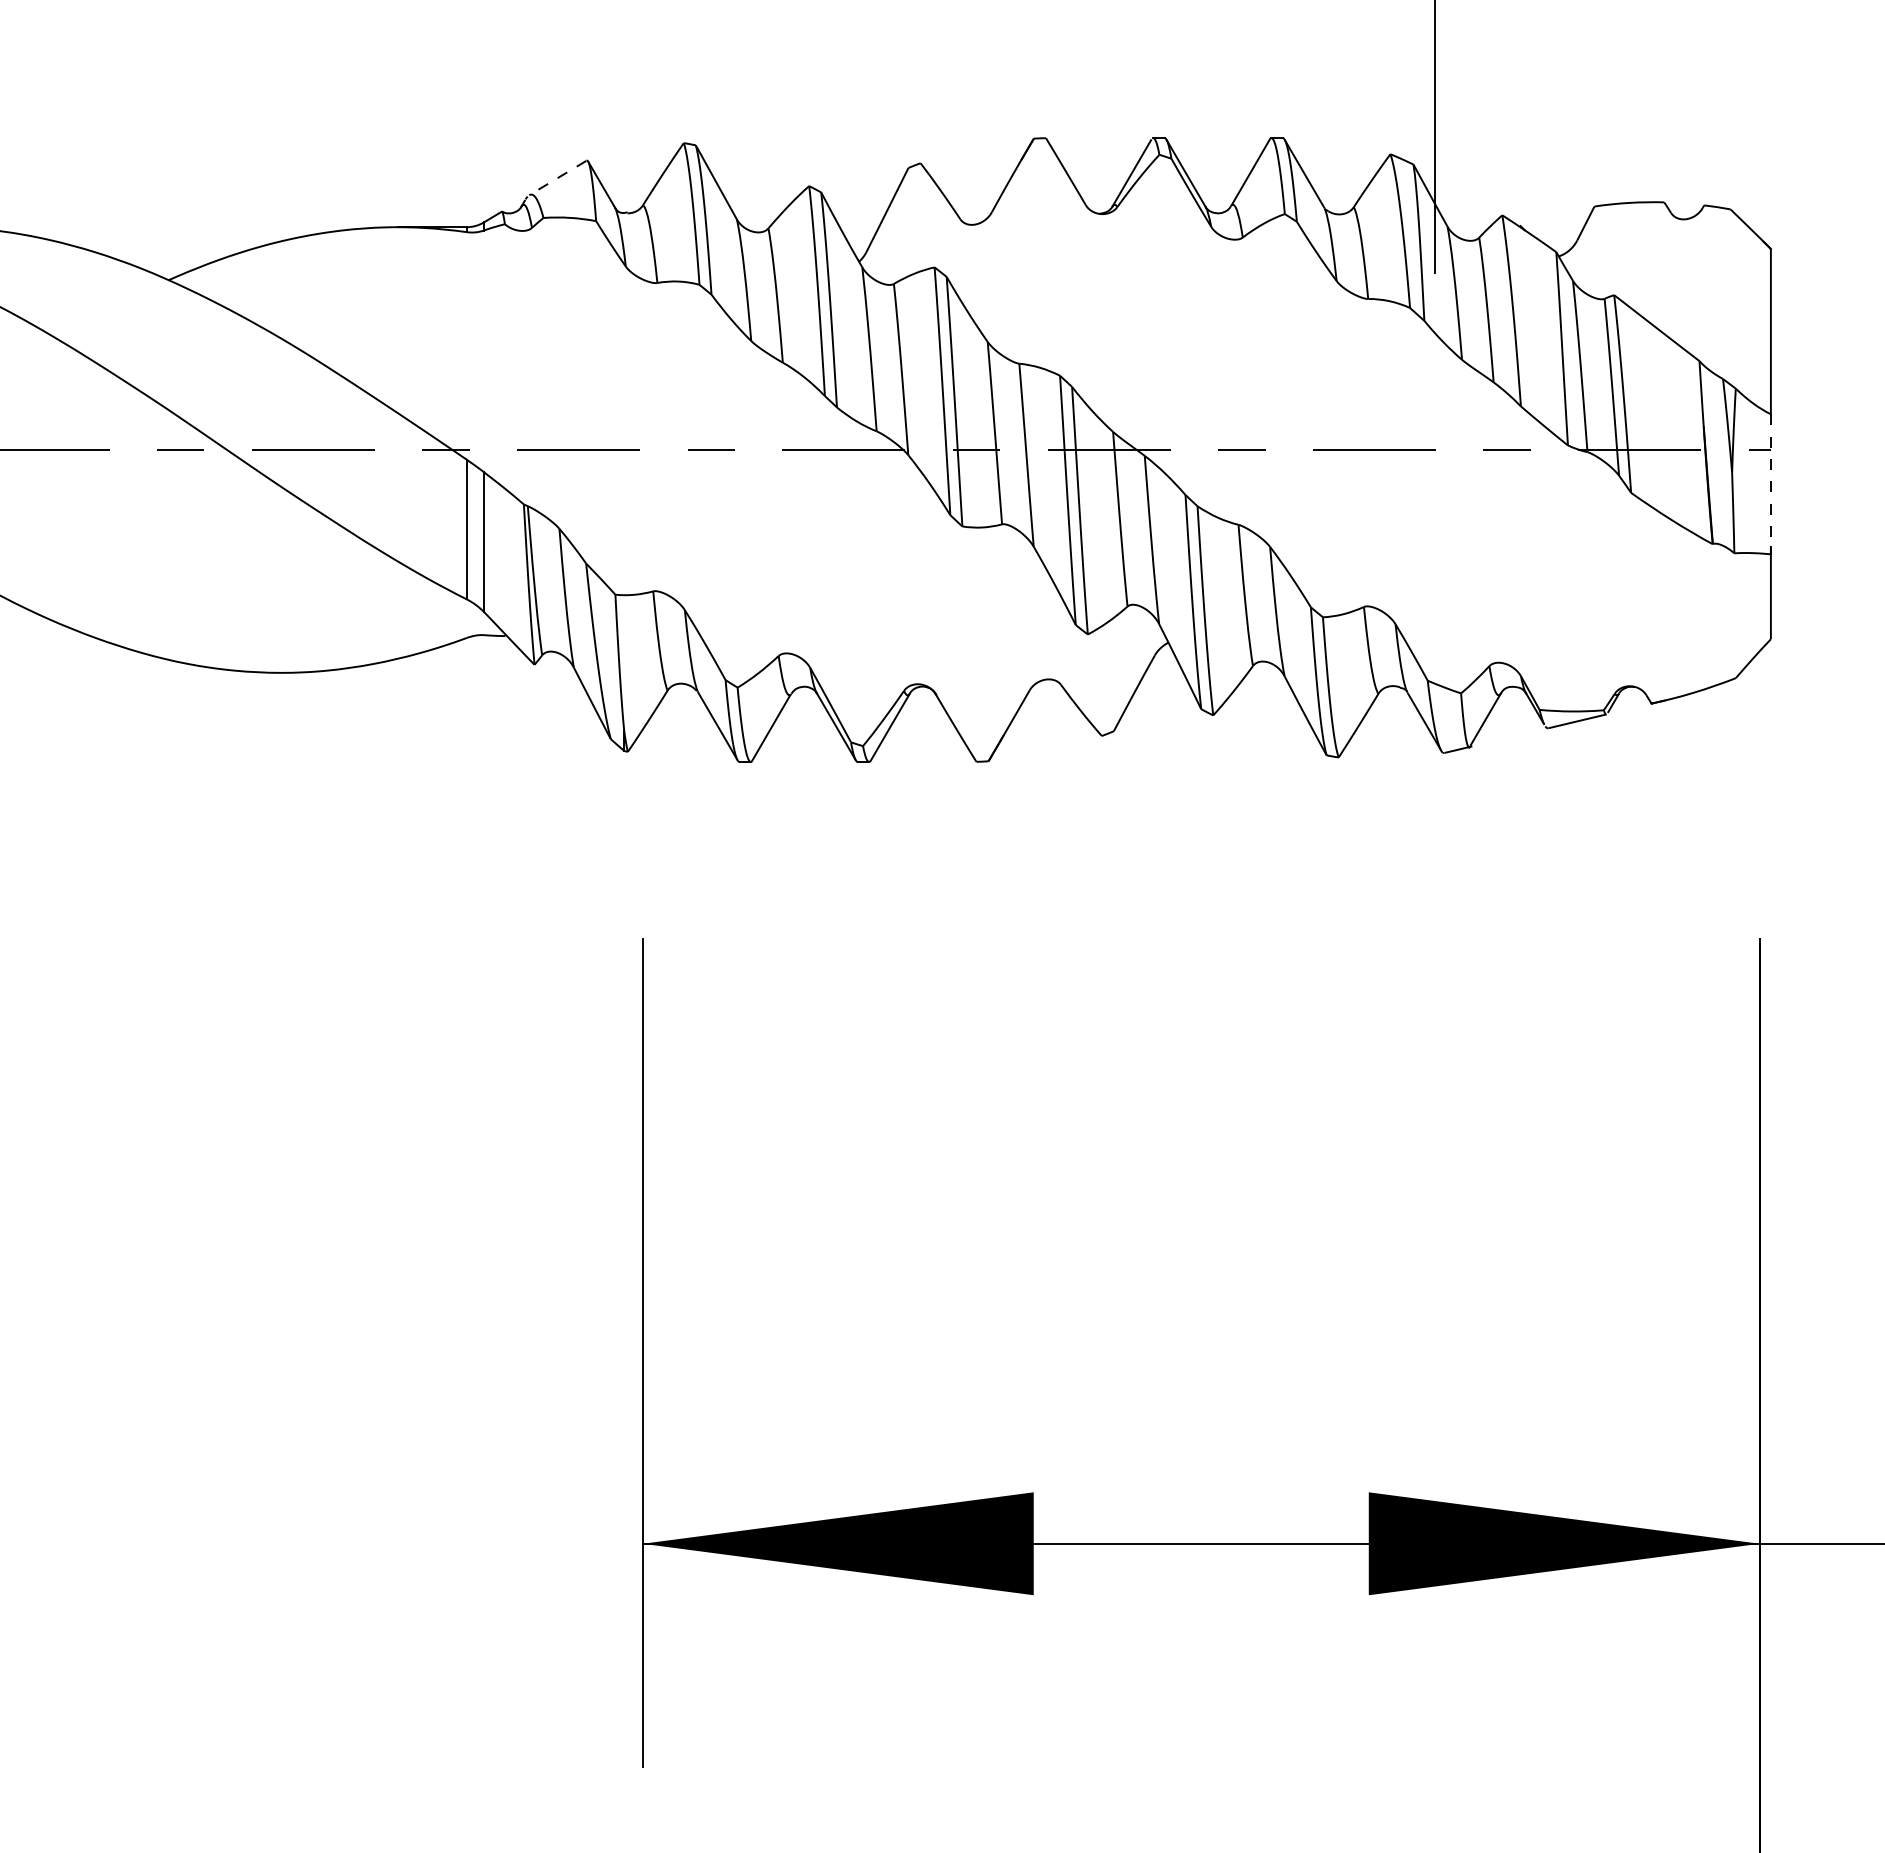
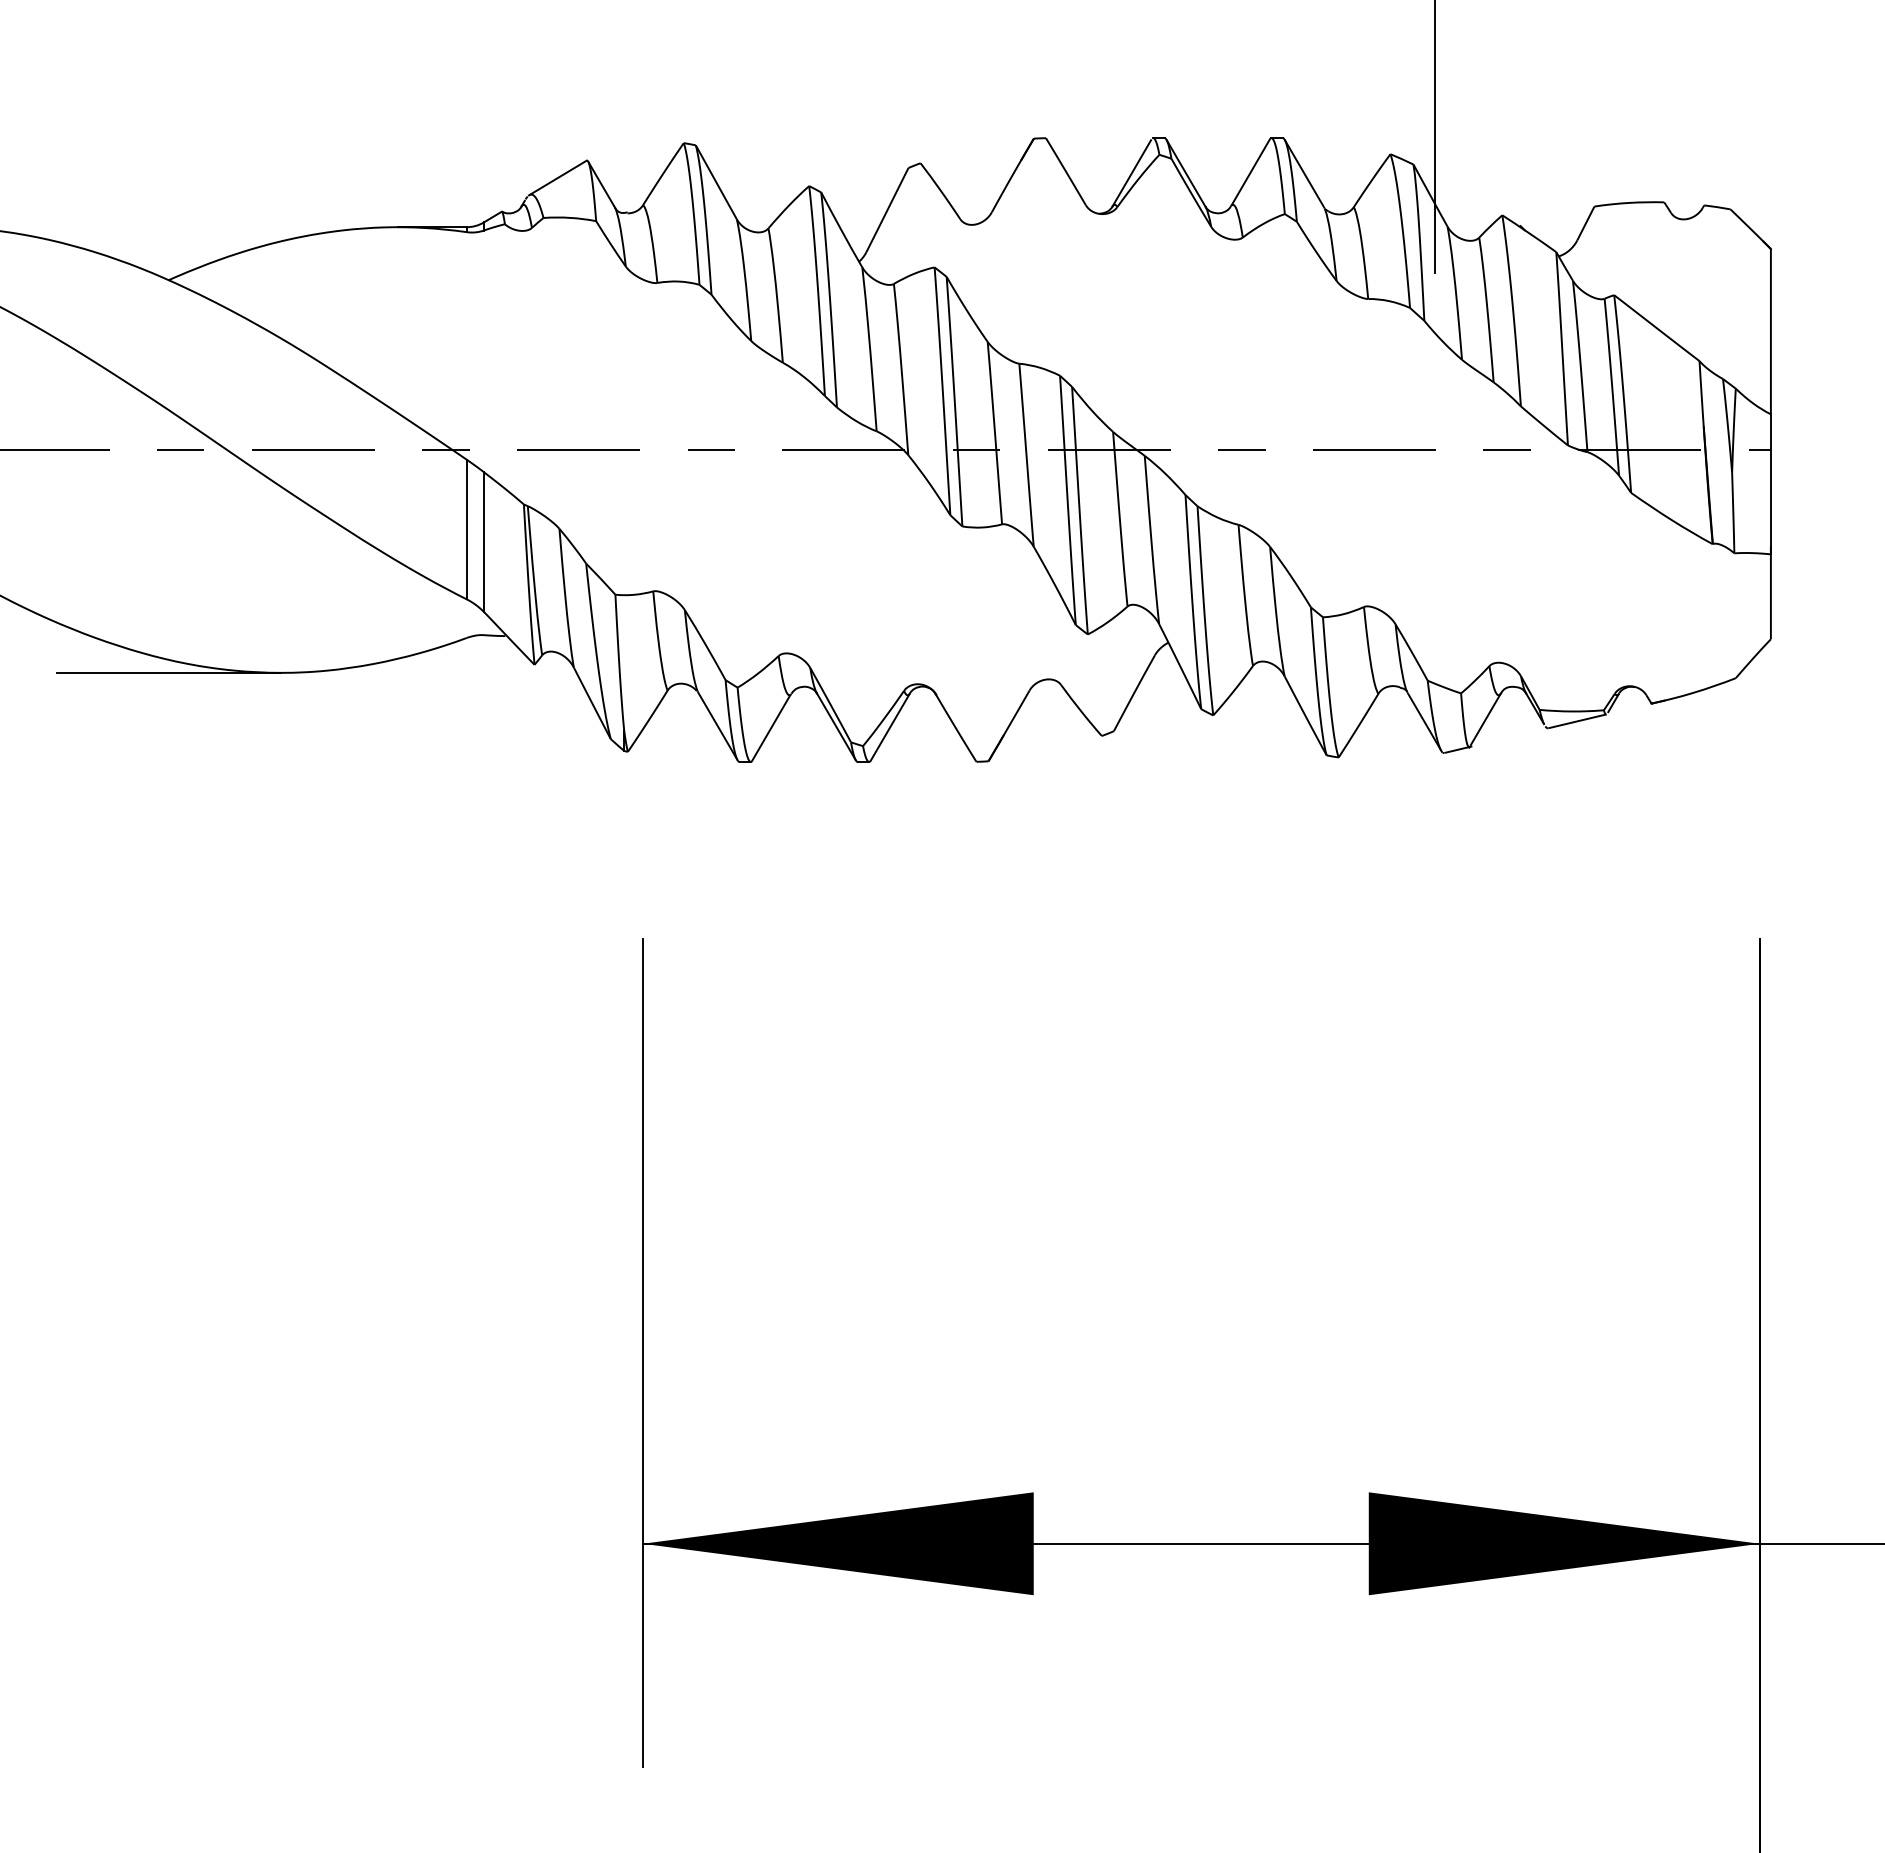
line: dashed -> solid (557, 178)
line: dashed -> solid (1770, 484)
line: none -> present (168, 672)
